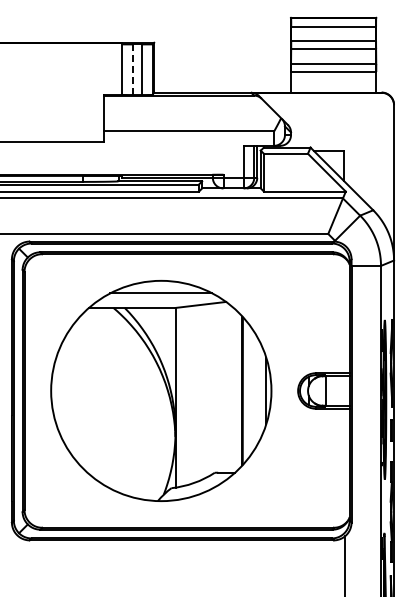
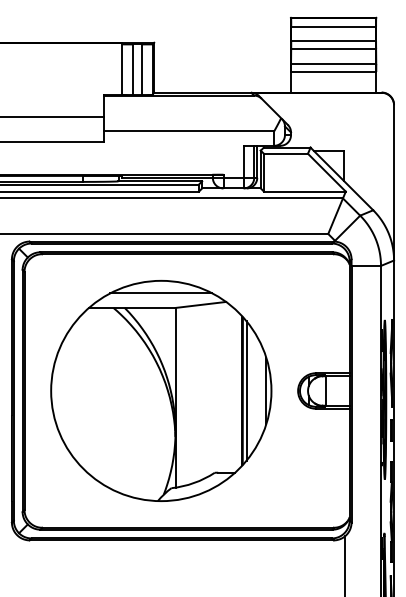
line: dashed -> solid (132, 70)
line: none -> present (53, 117)
line: none -> present (246, 390)
